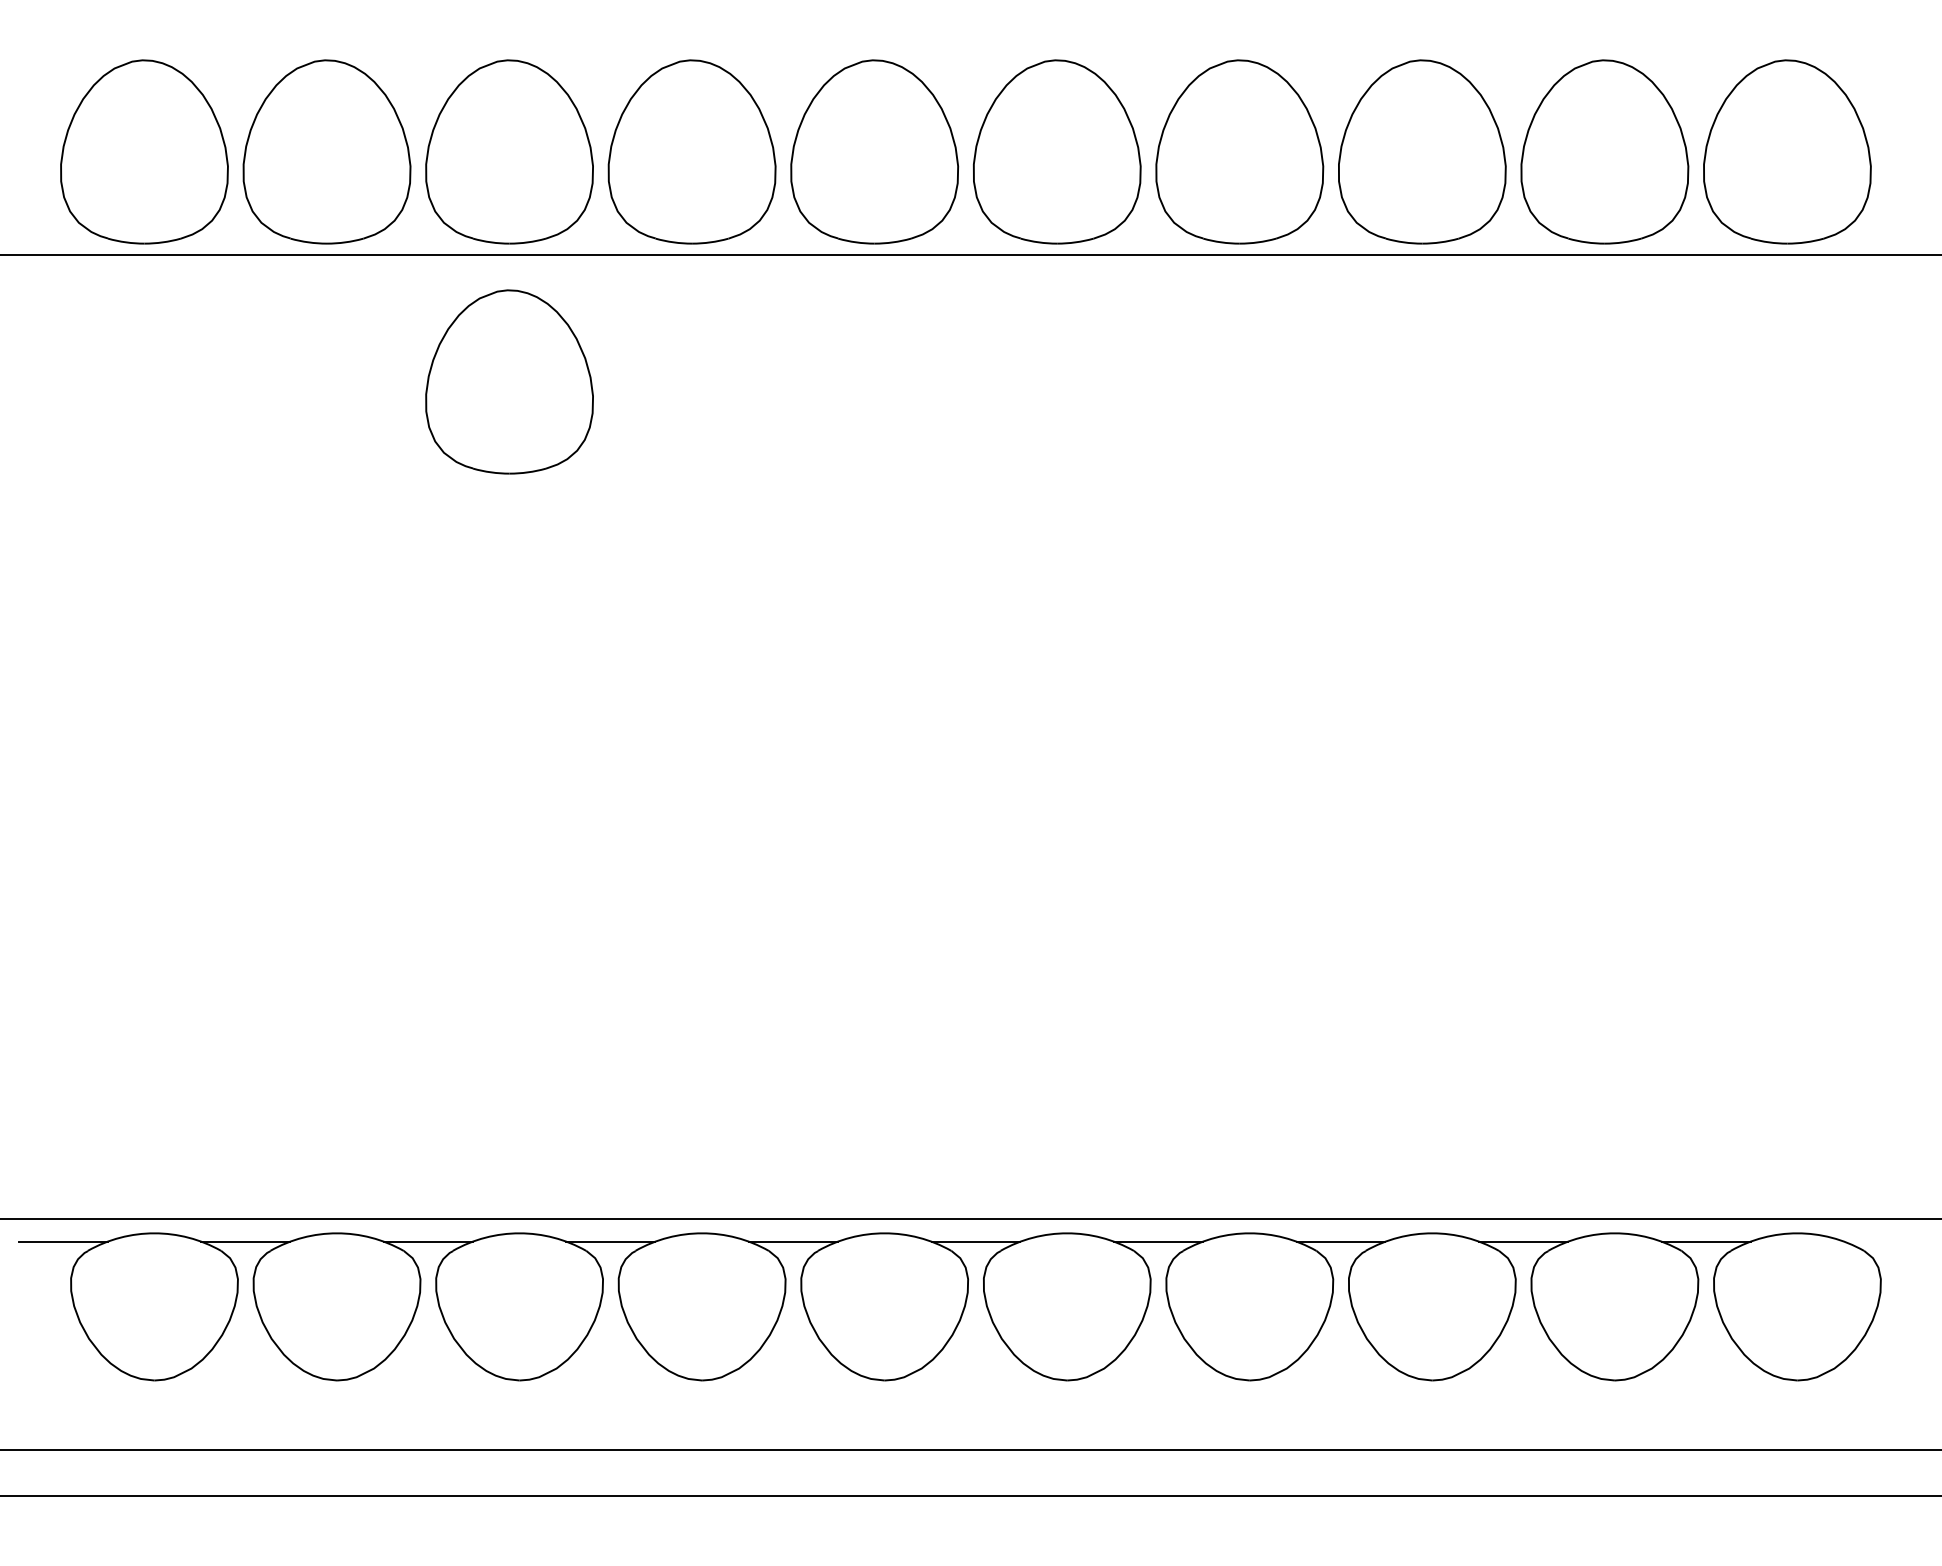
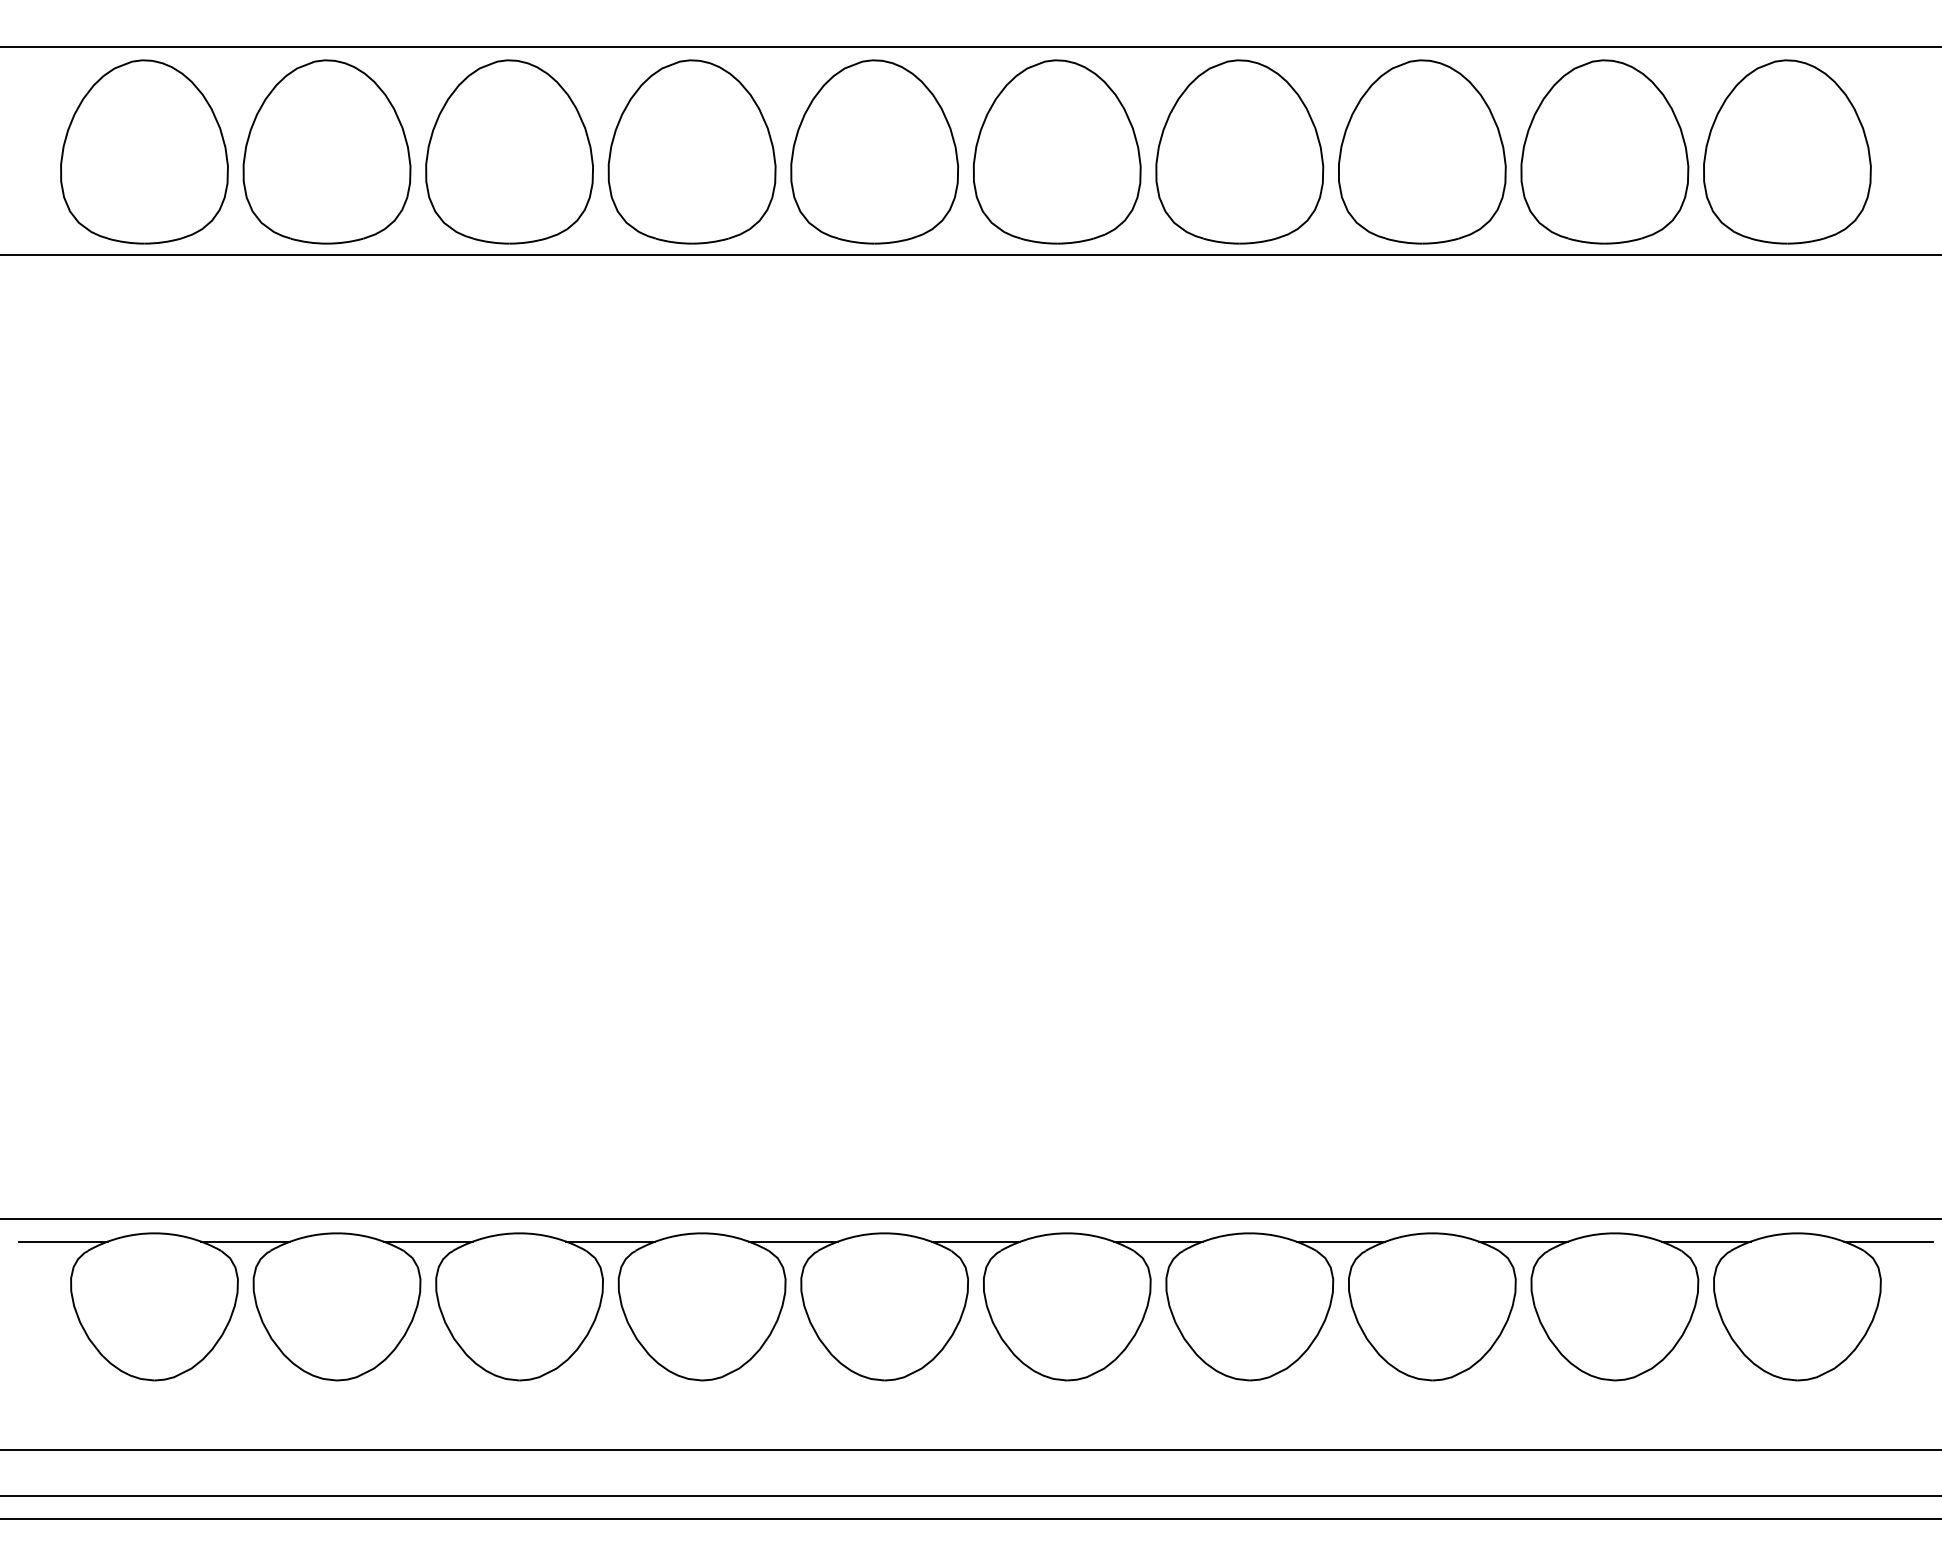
line: none -> present (970, 47)
part: present -> none (509, 381)
line: none -> present (1888, 1241)
line: none -> present (970, 1518)
